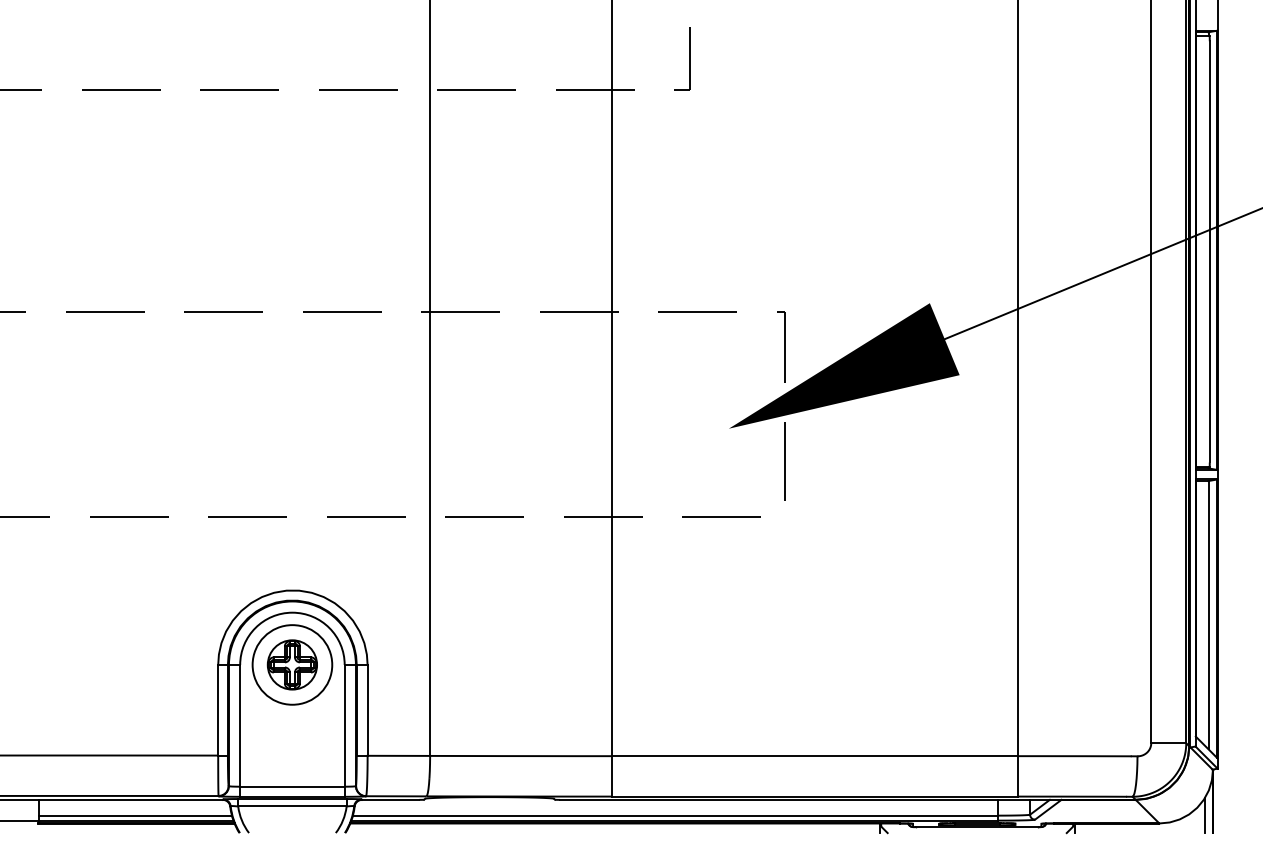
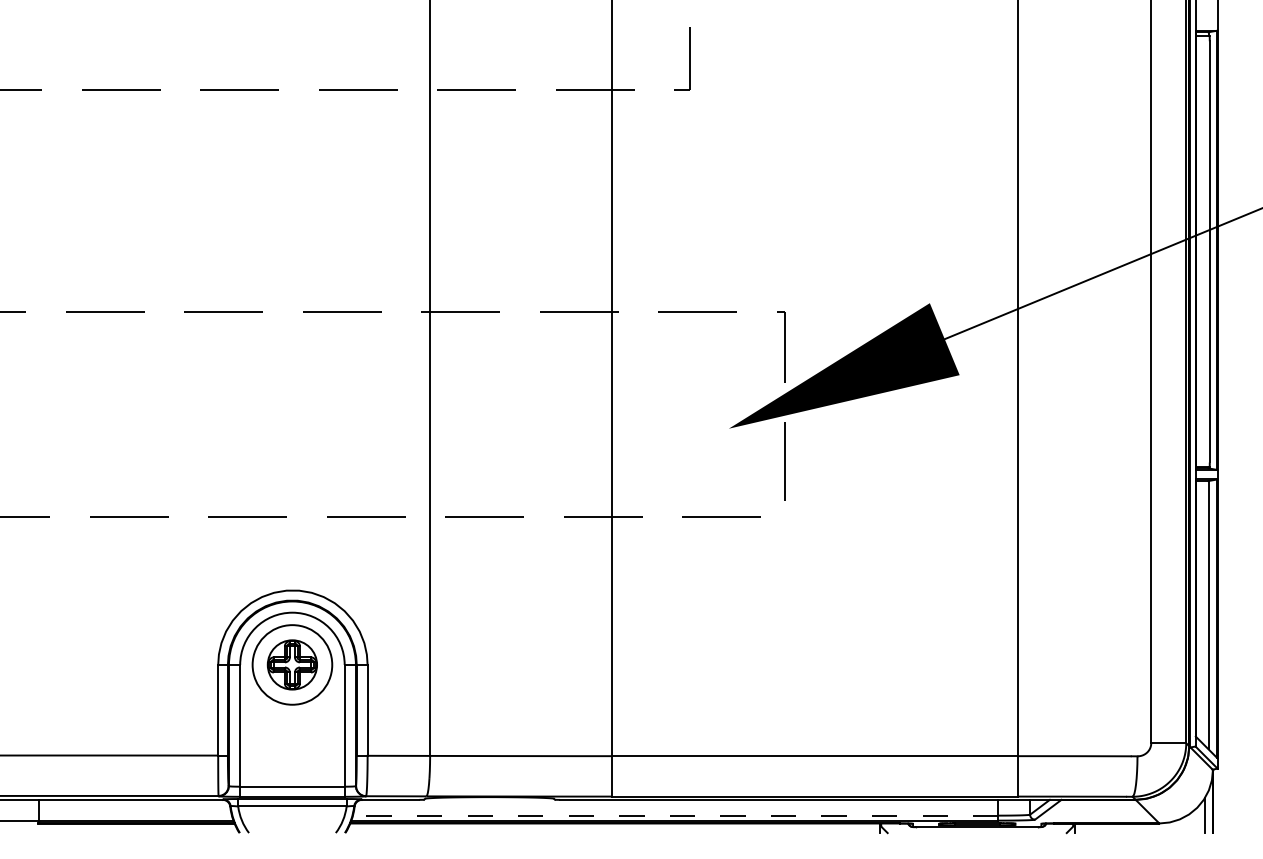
line: present -> none (135, 815)
line: solid -> dashed (675, 815)
